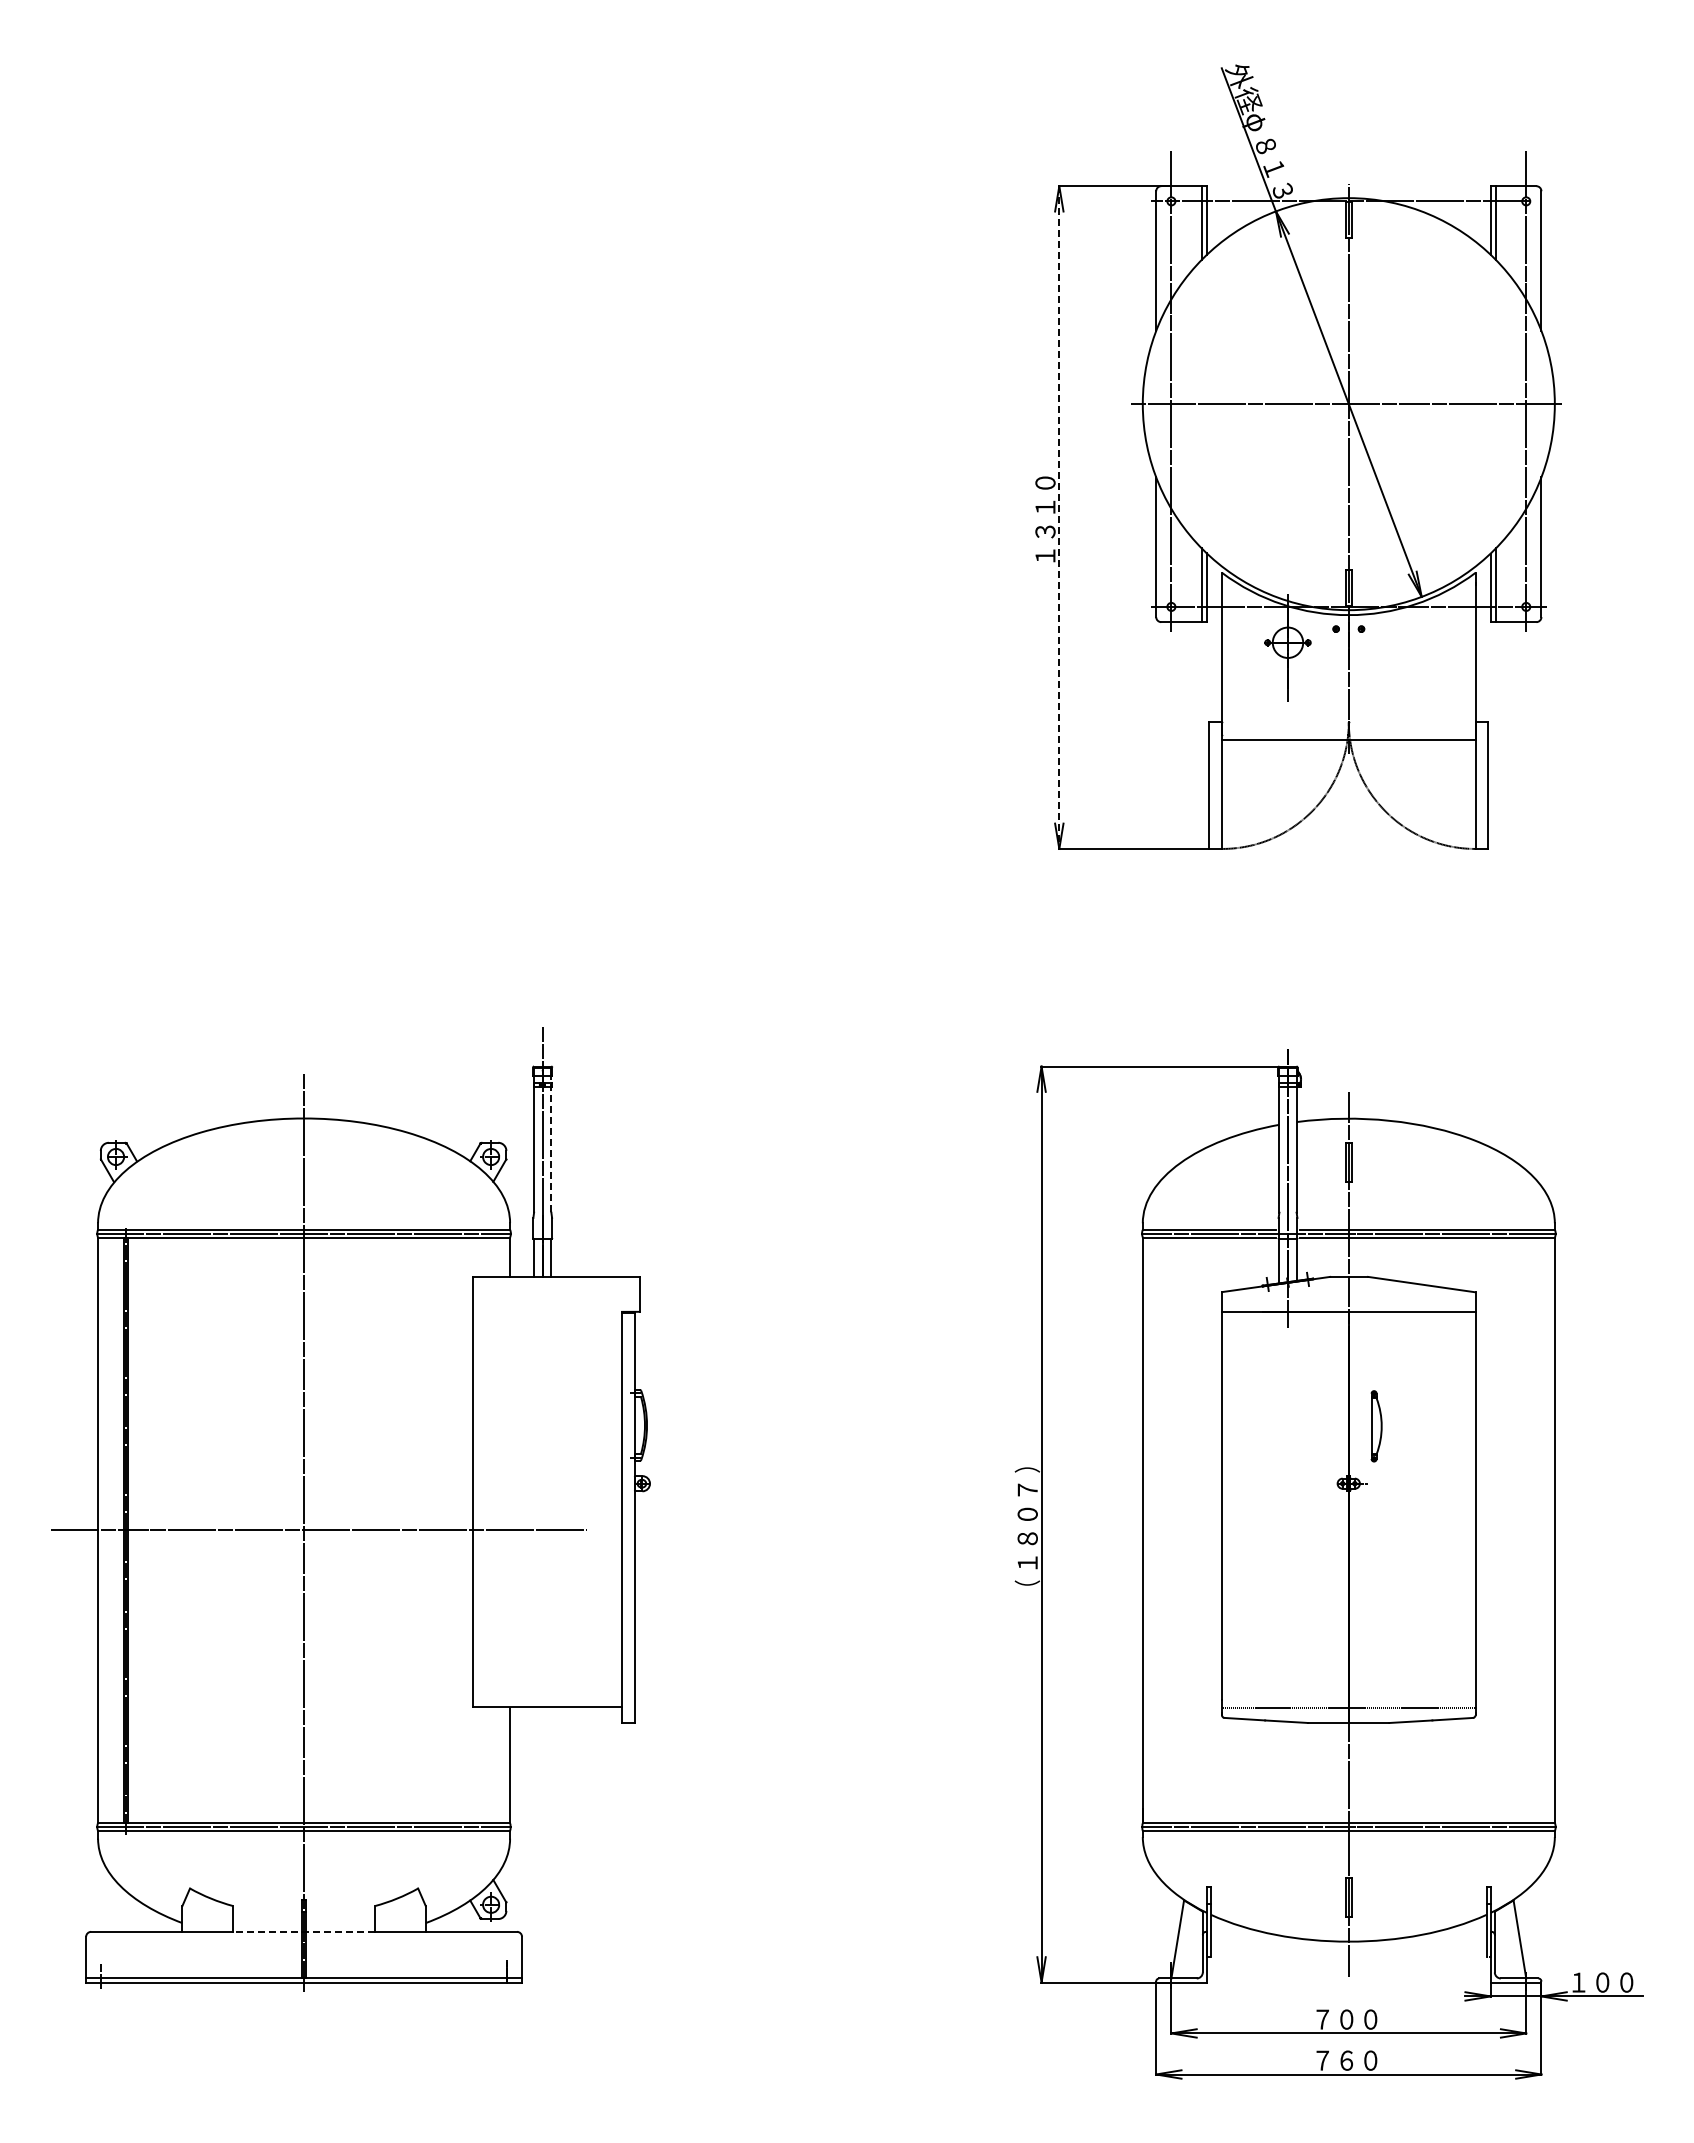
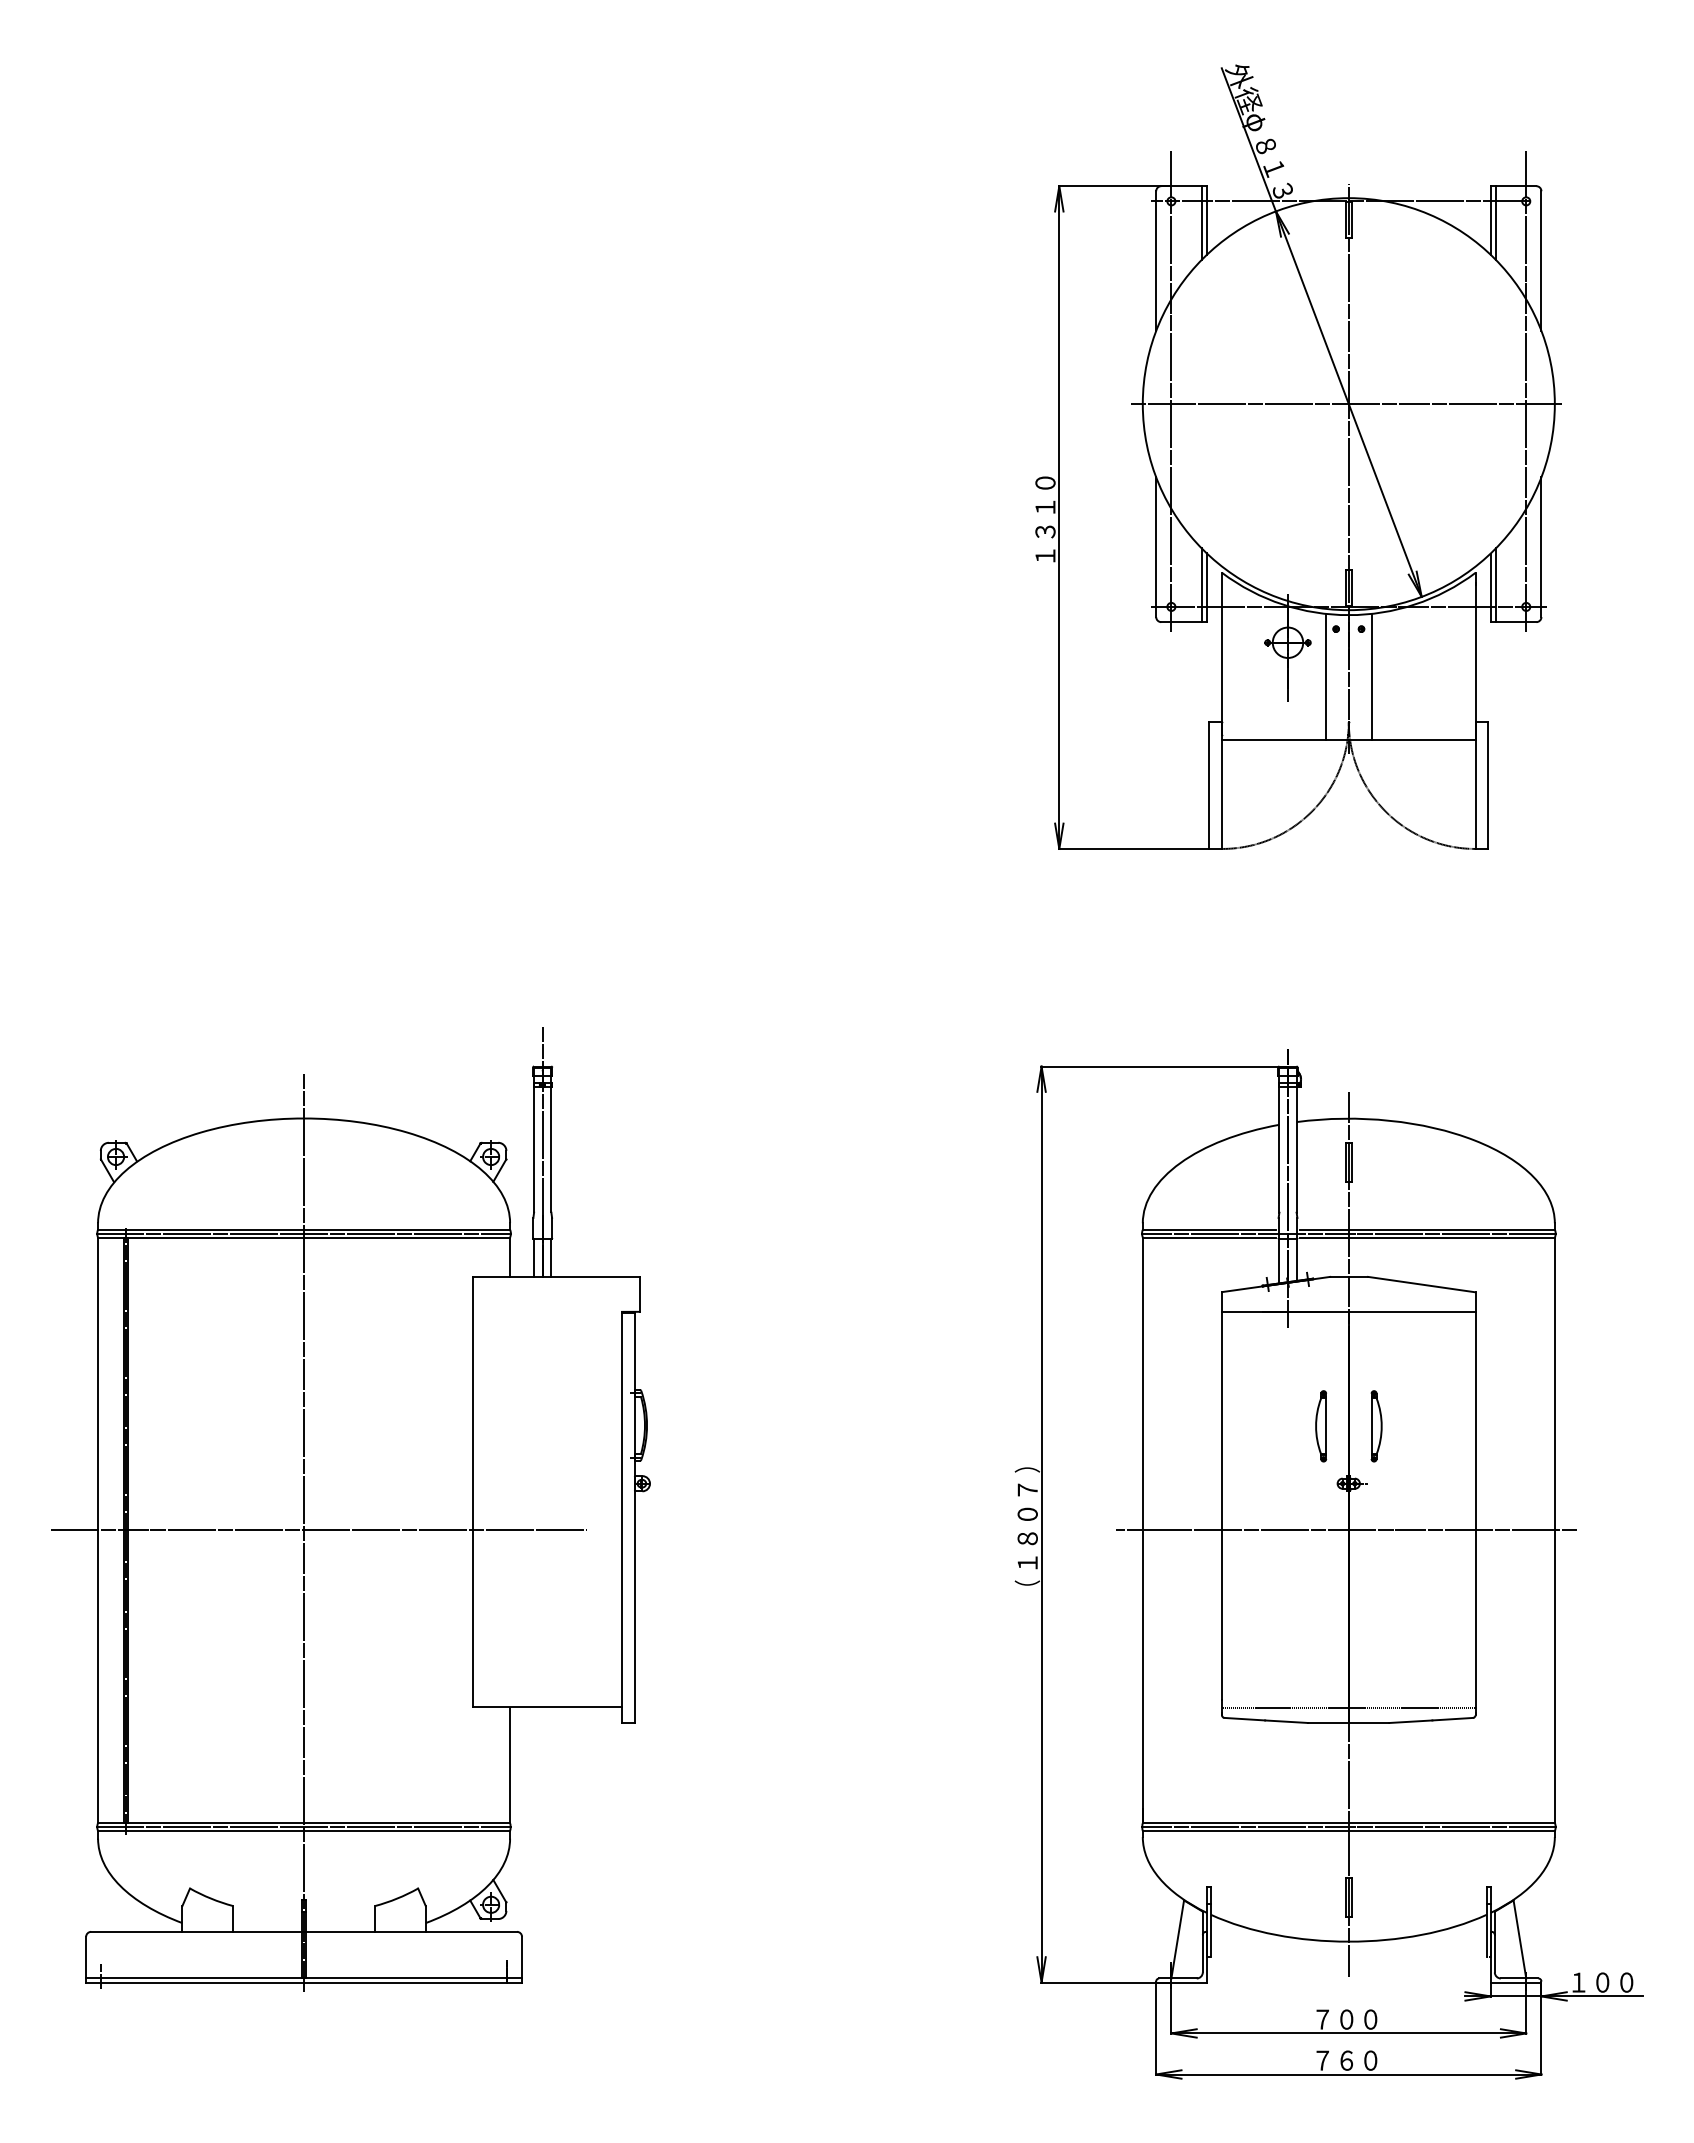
line: dashed -> solid (1059, 518)
line: none -> present (1326, 676)
line: none -> present (1371, 676)
line: dashed -> solid (551, 1143)
part: none -> present (1321, 1426)
line: none -> present (1345, 1530)
line: dashed -> solid (304, 1931)
